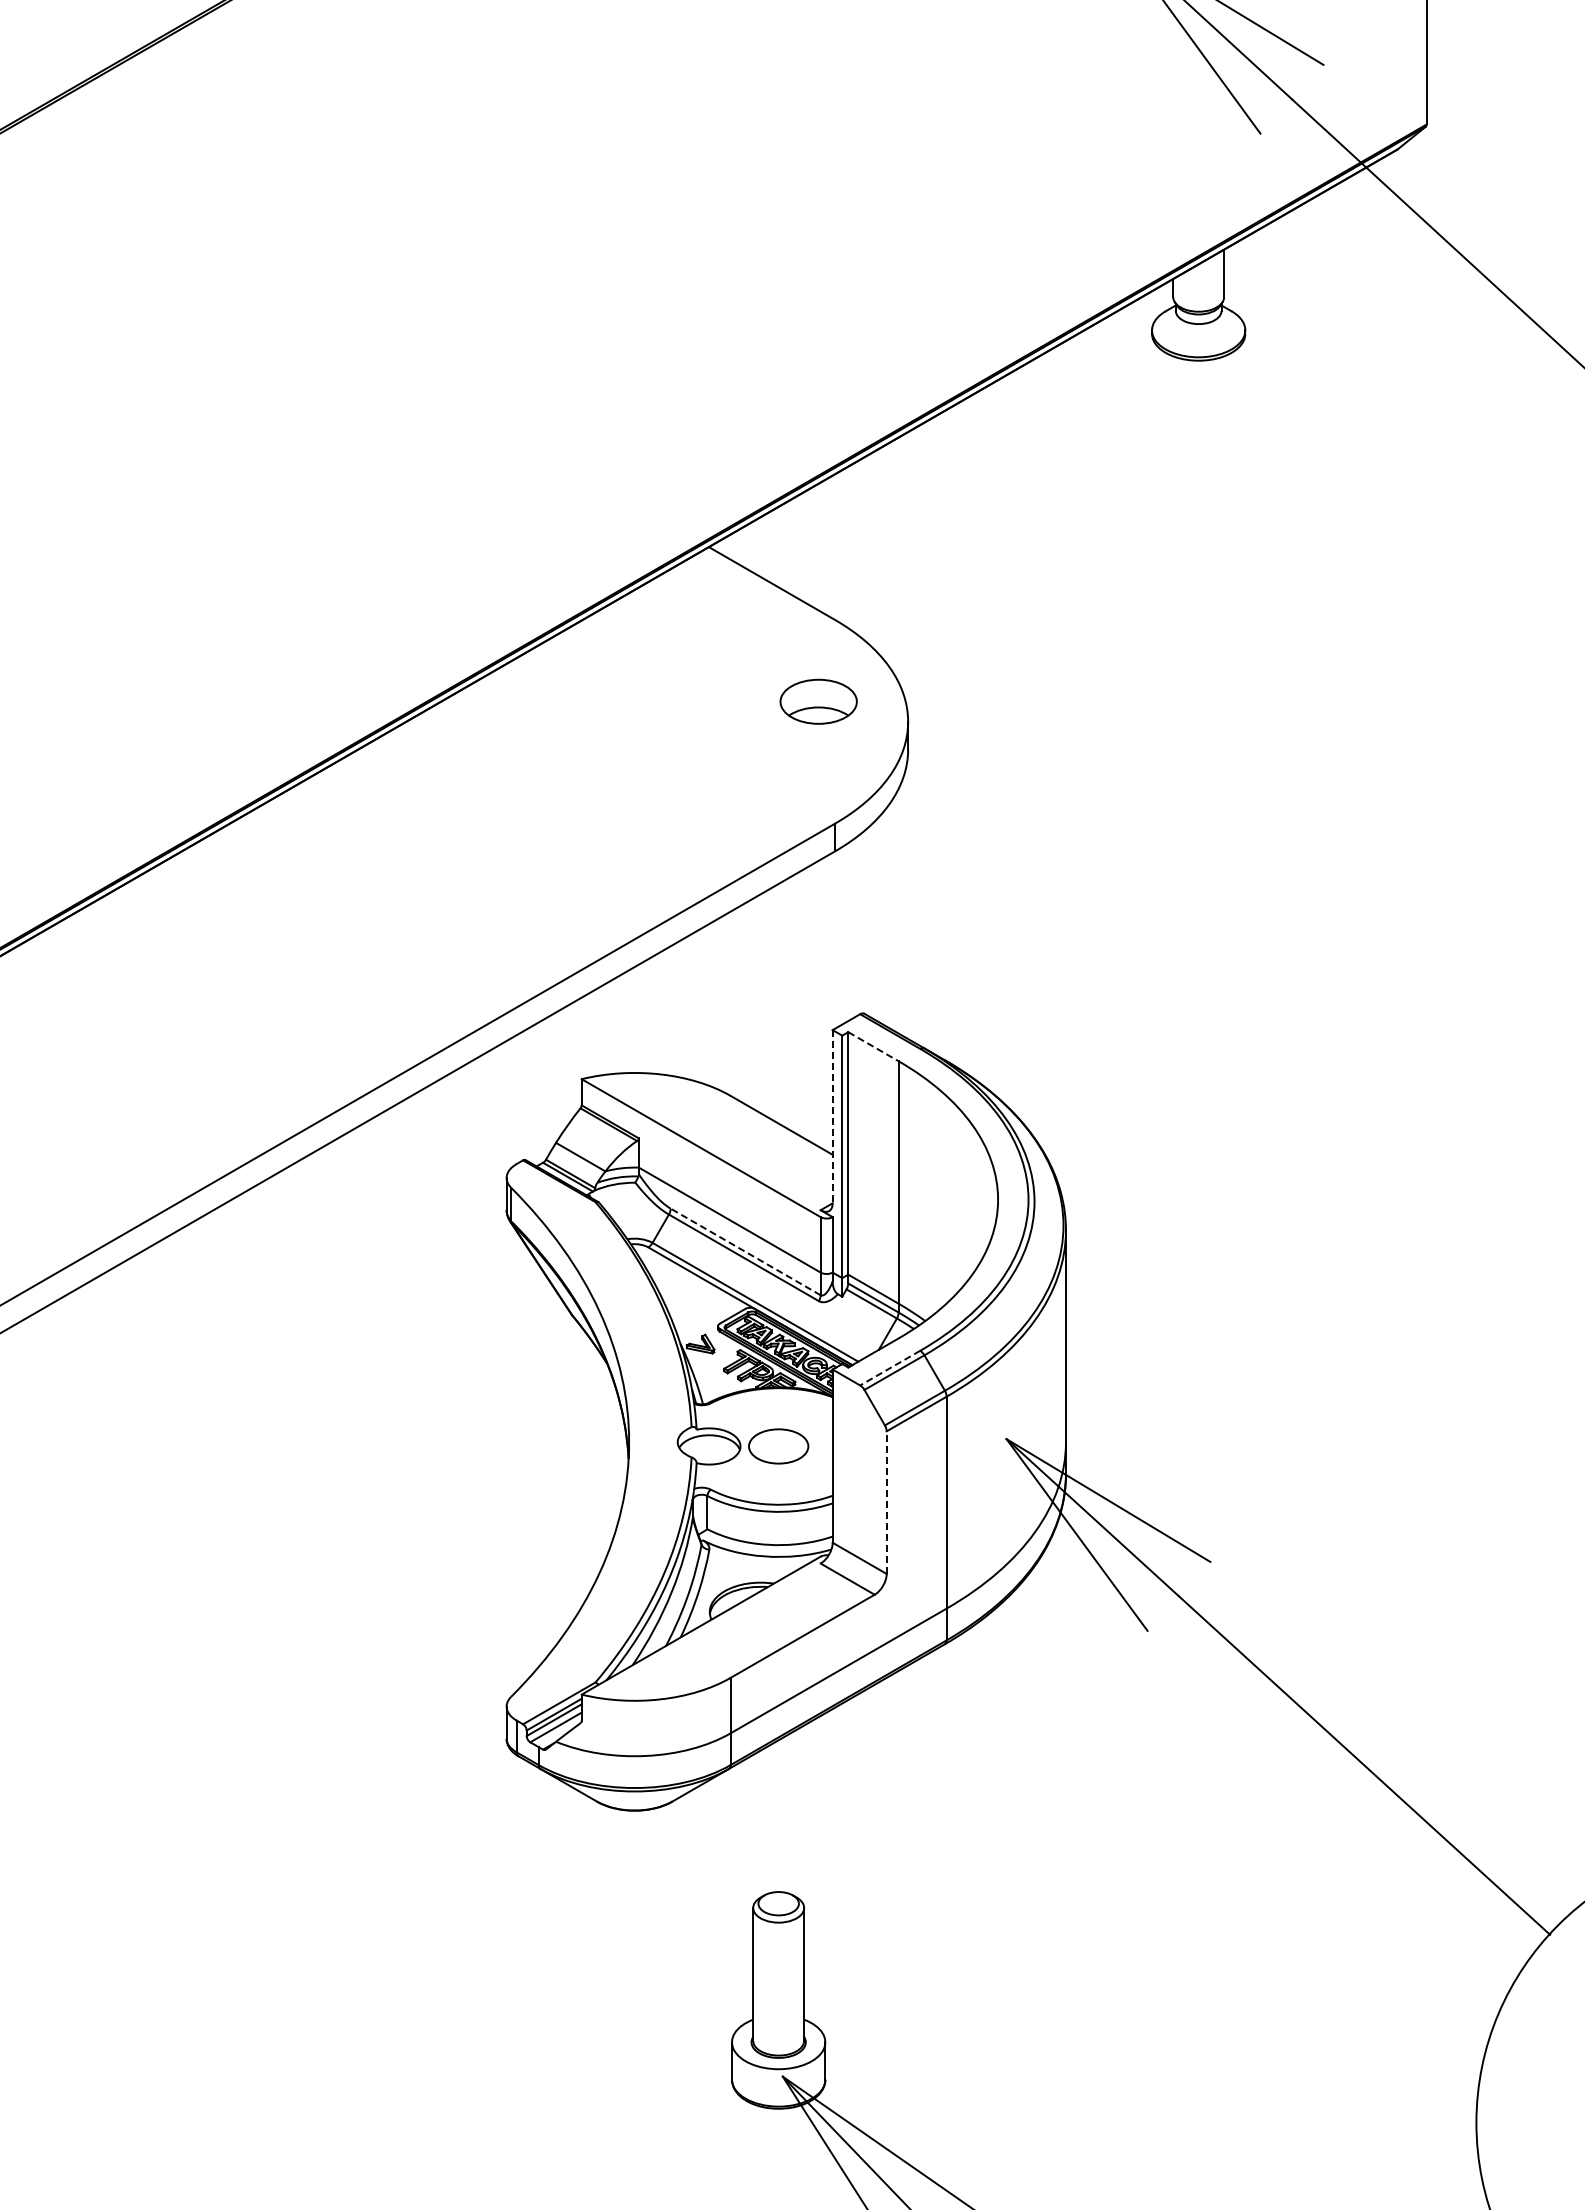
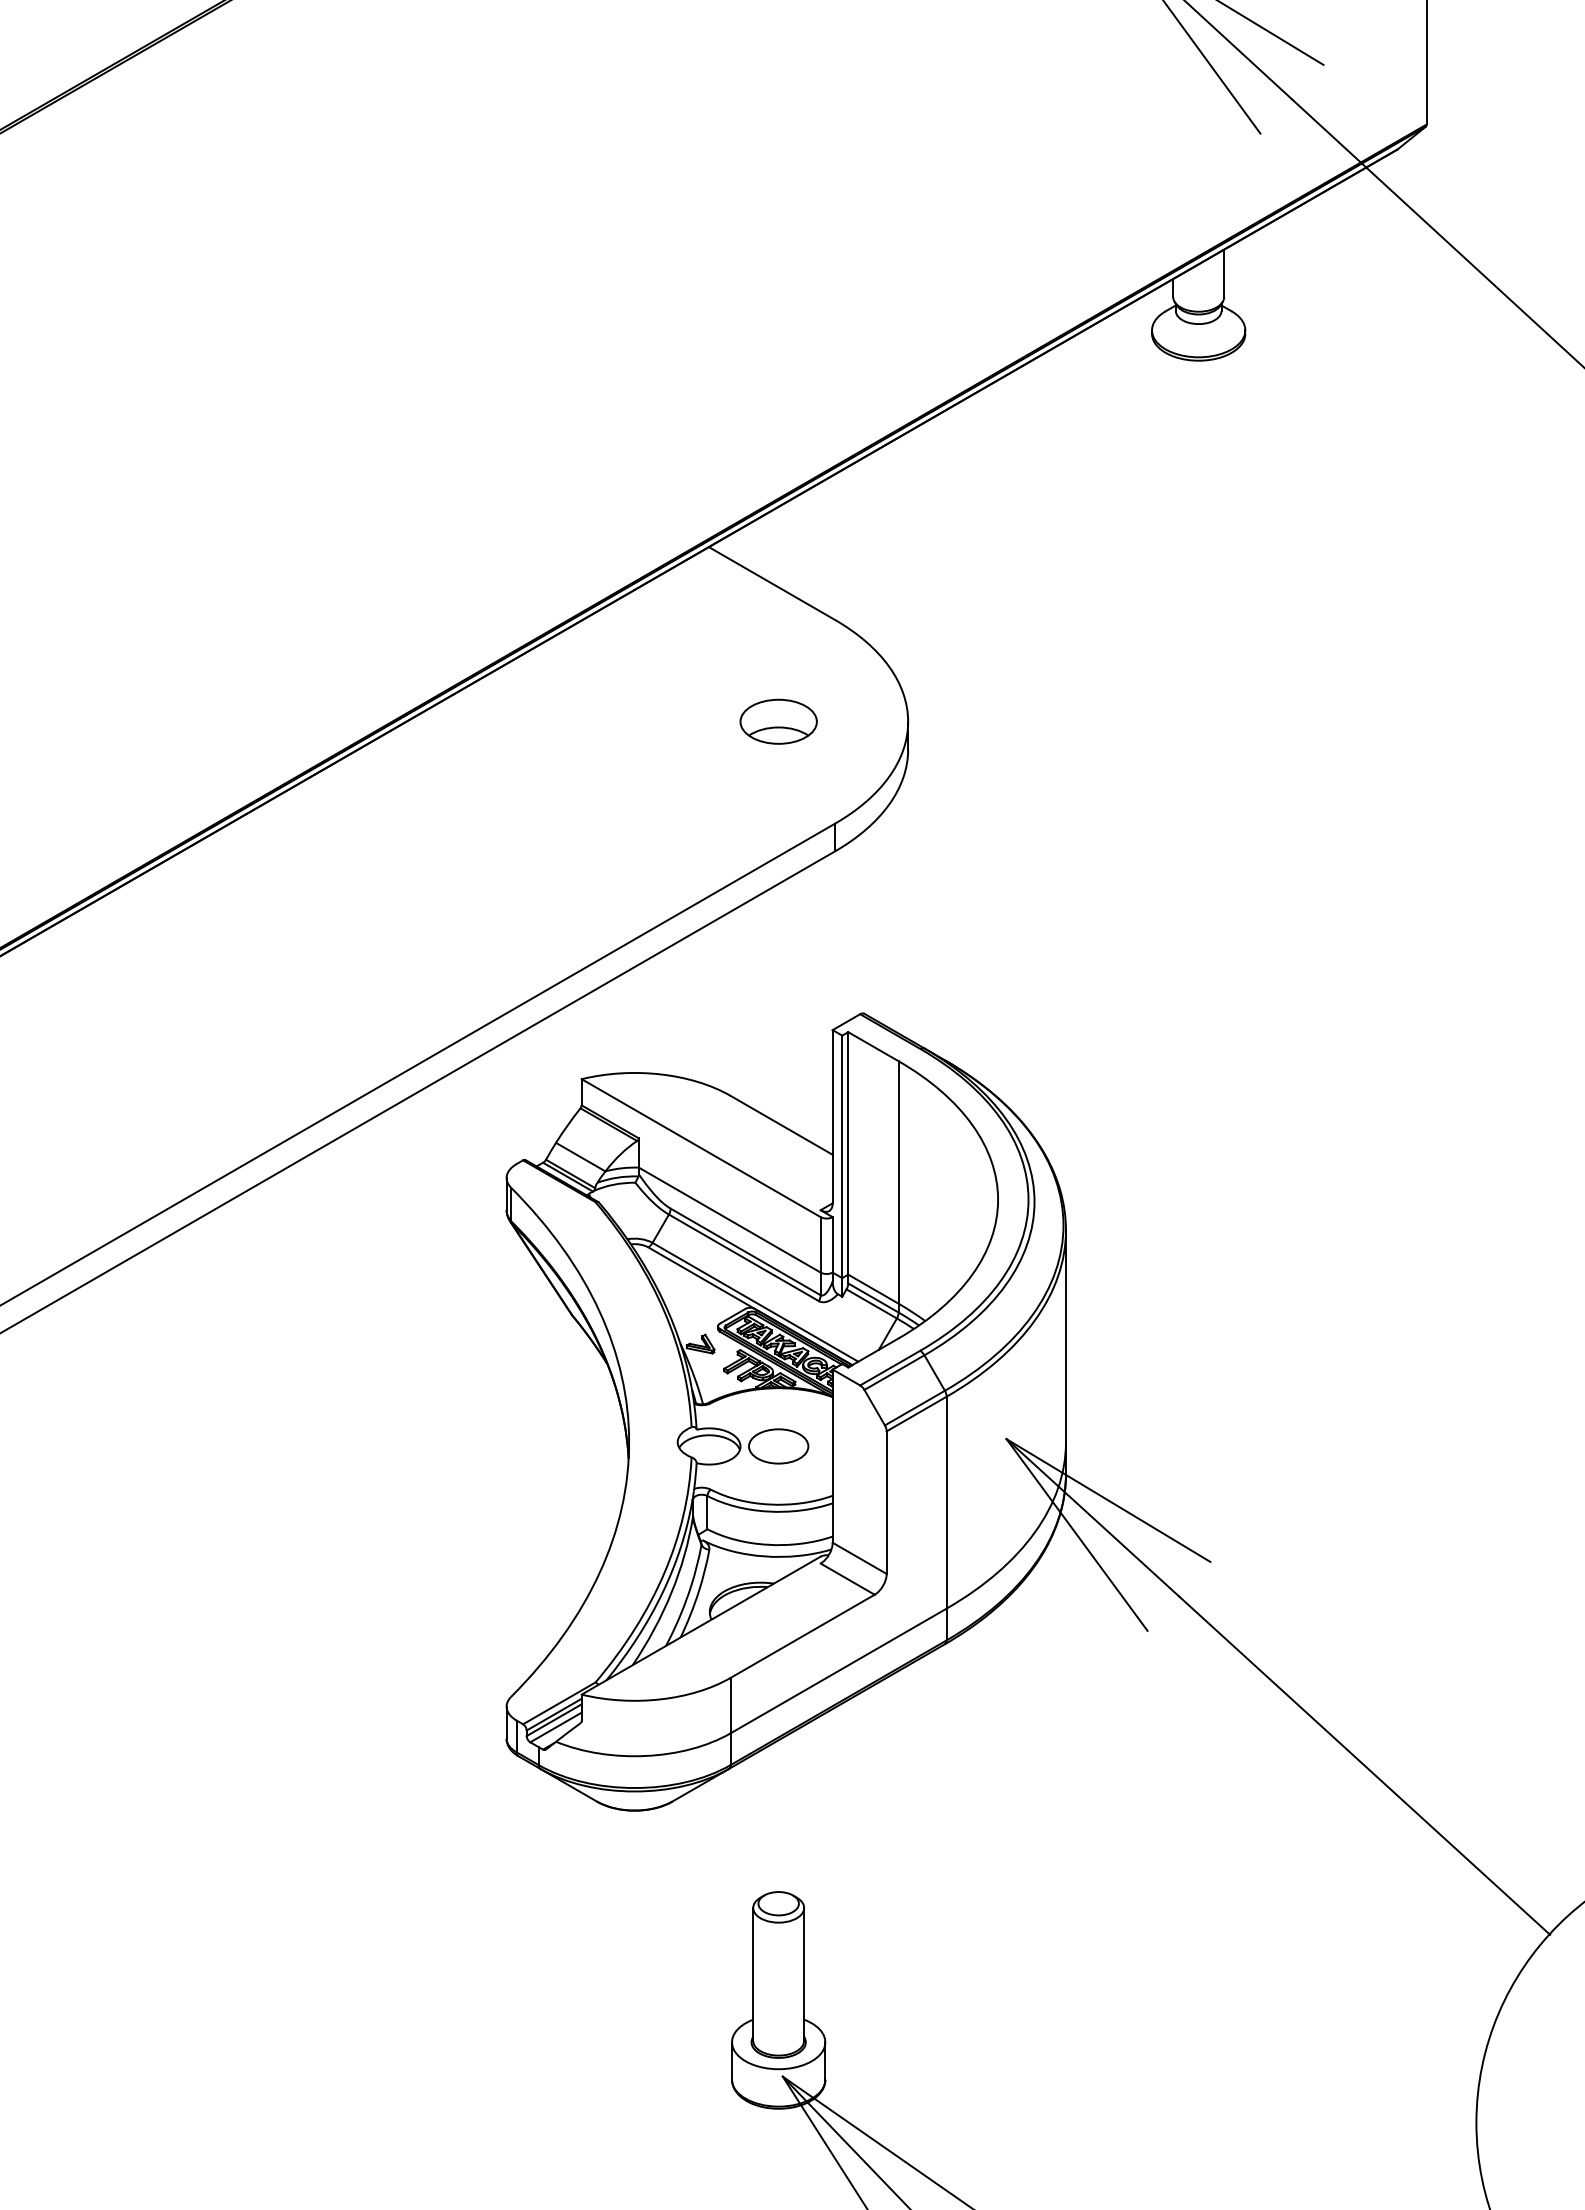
part position: (818, 701) -> (778, 721) (778, 721)
line: dashed -> solid (873, 1046)
line: dashed -> solid (832, 1116)
line: dashed -> solid (745, 1251)
line: dashed -> solid (890, 1368)
line: dashed -> solid (886, 1502)
